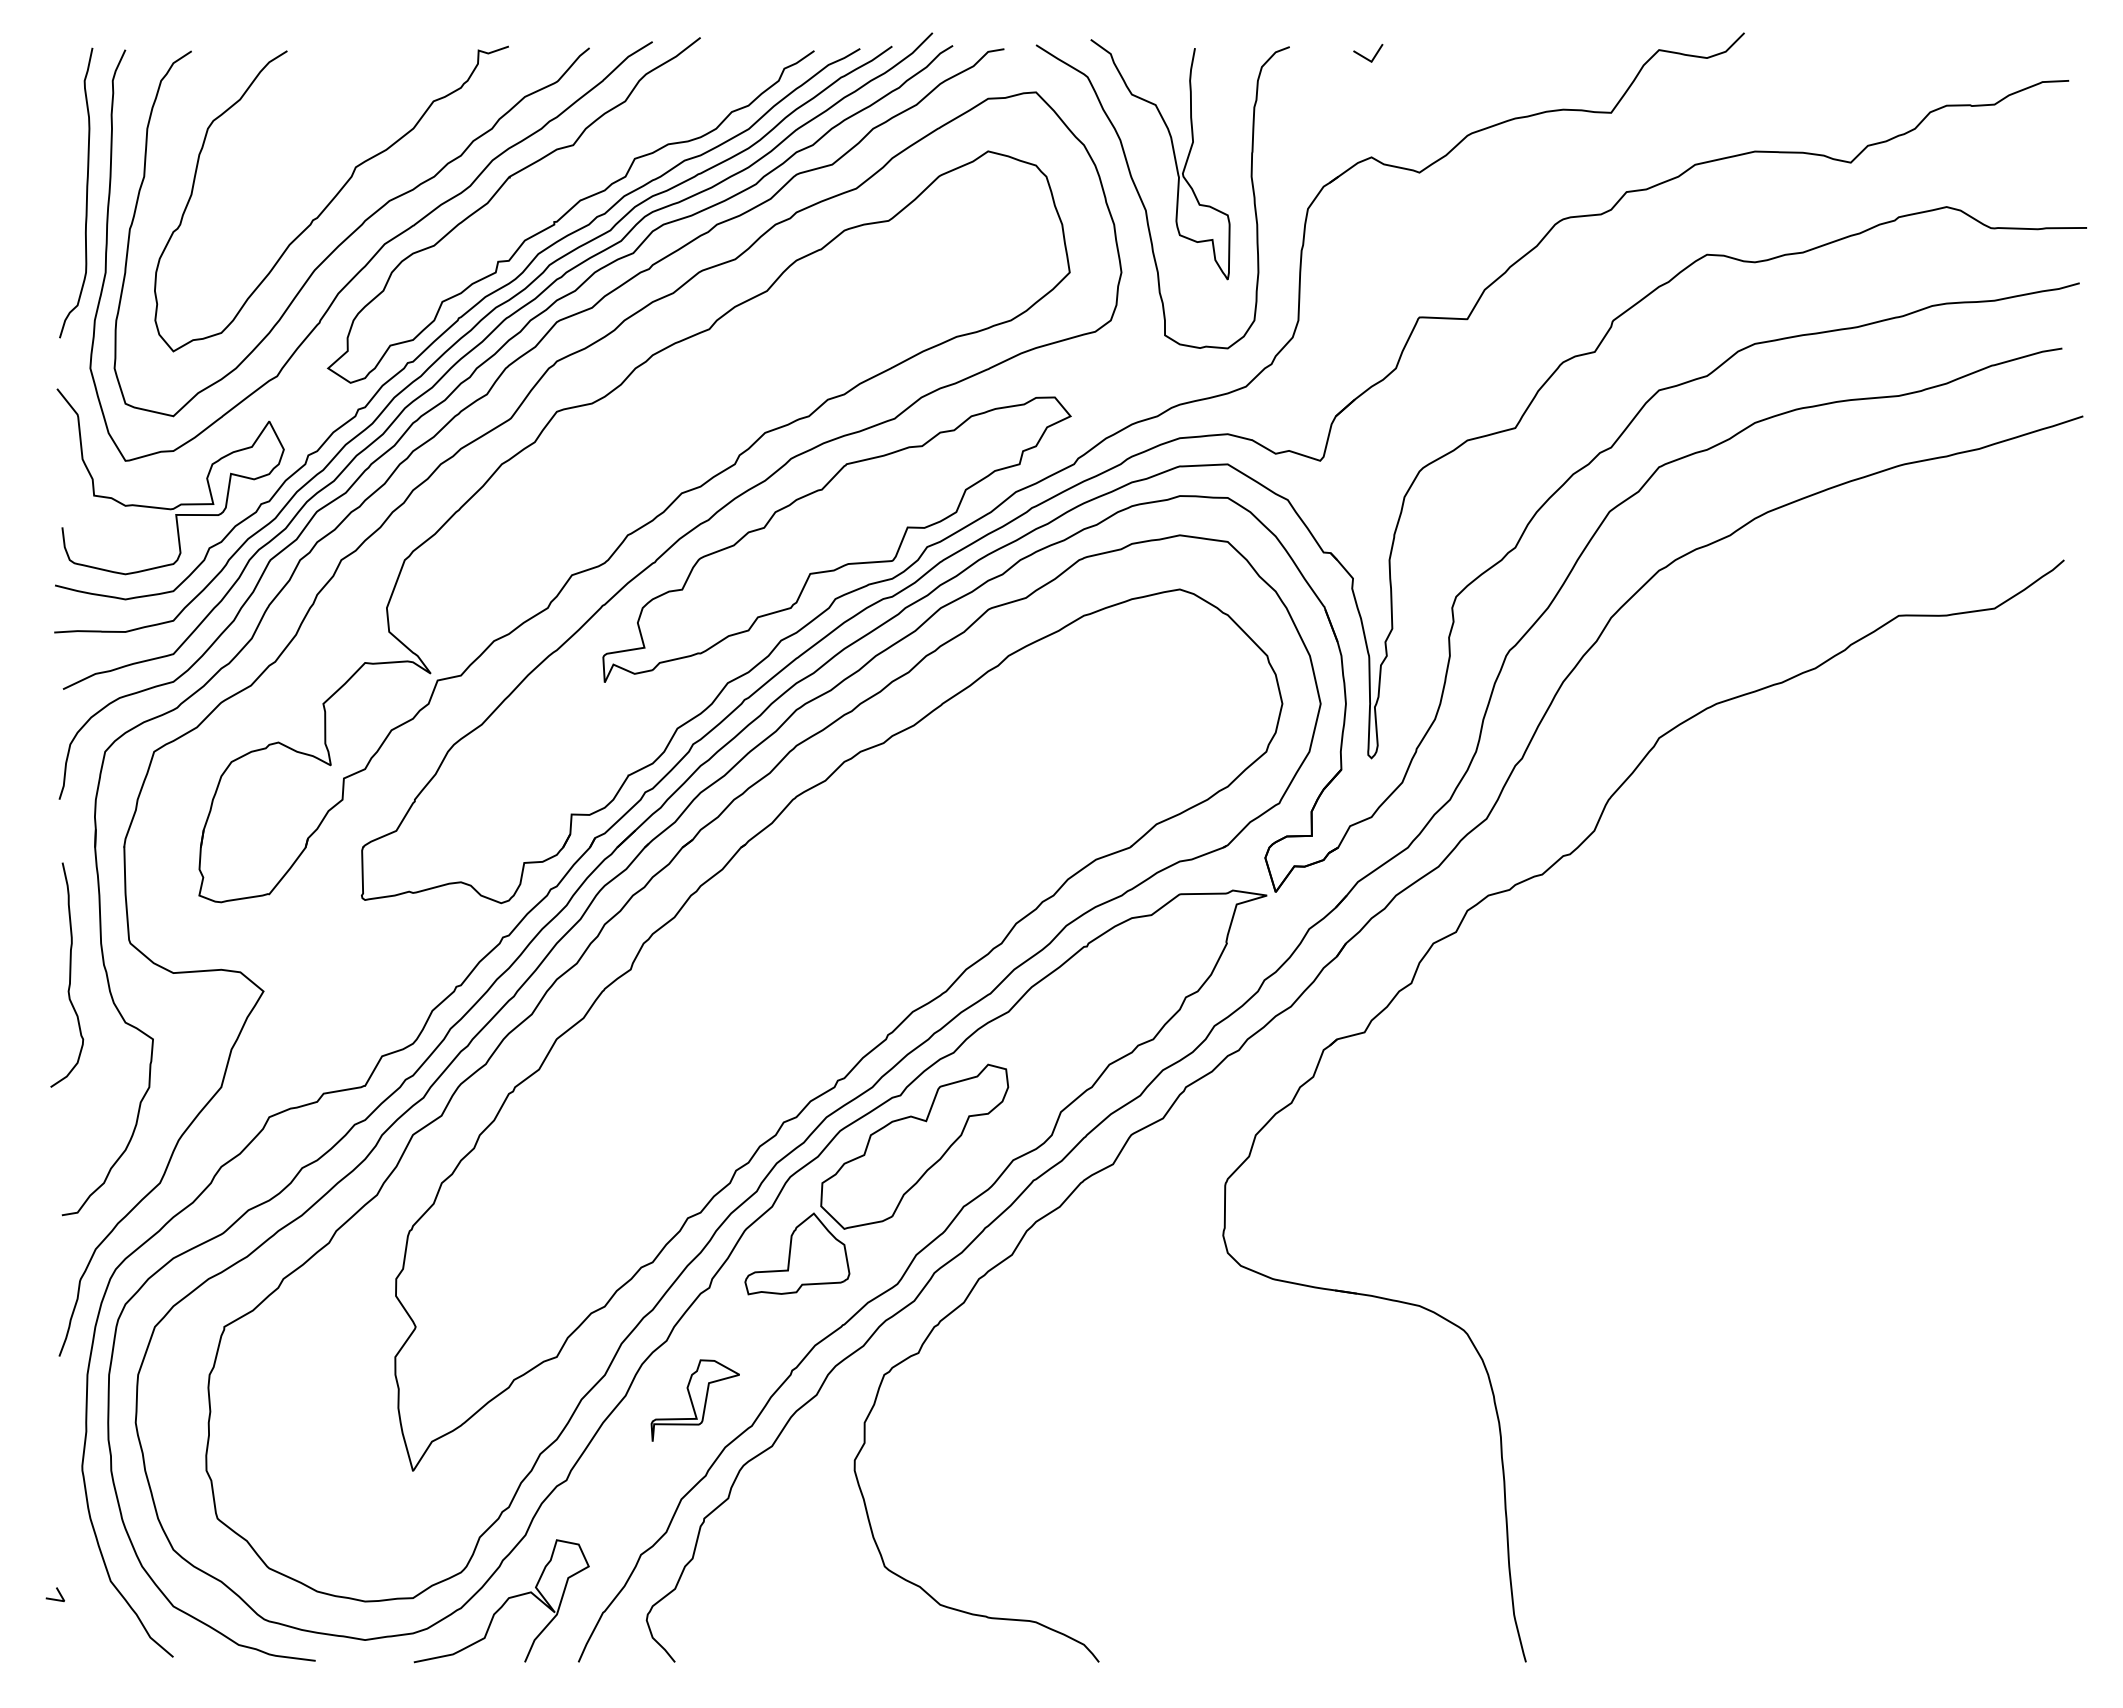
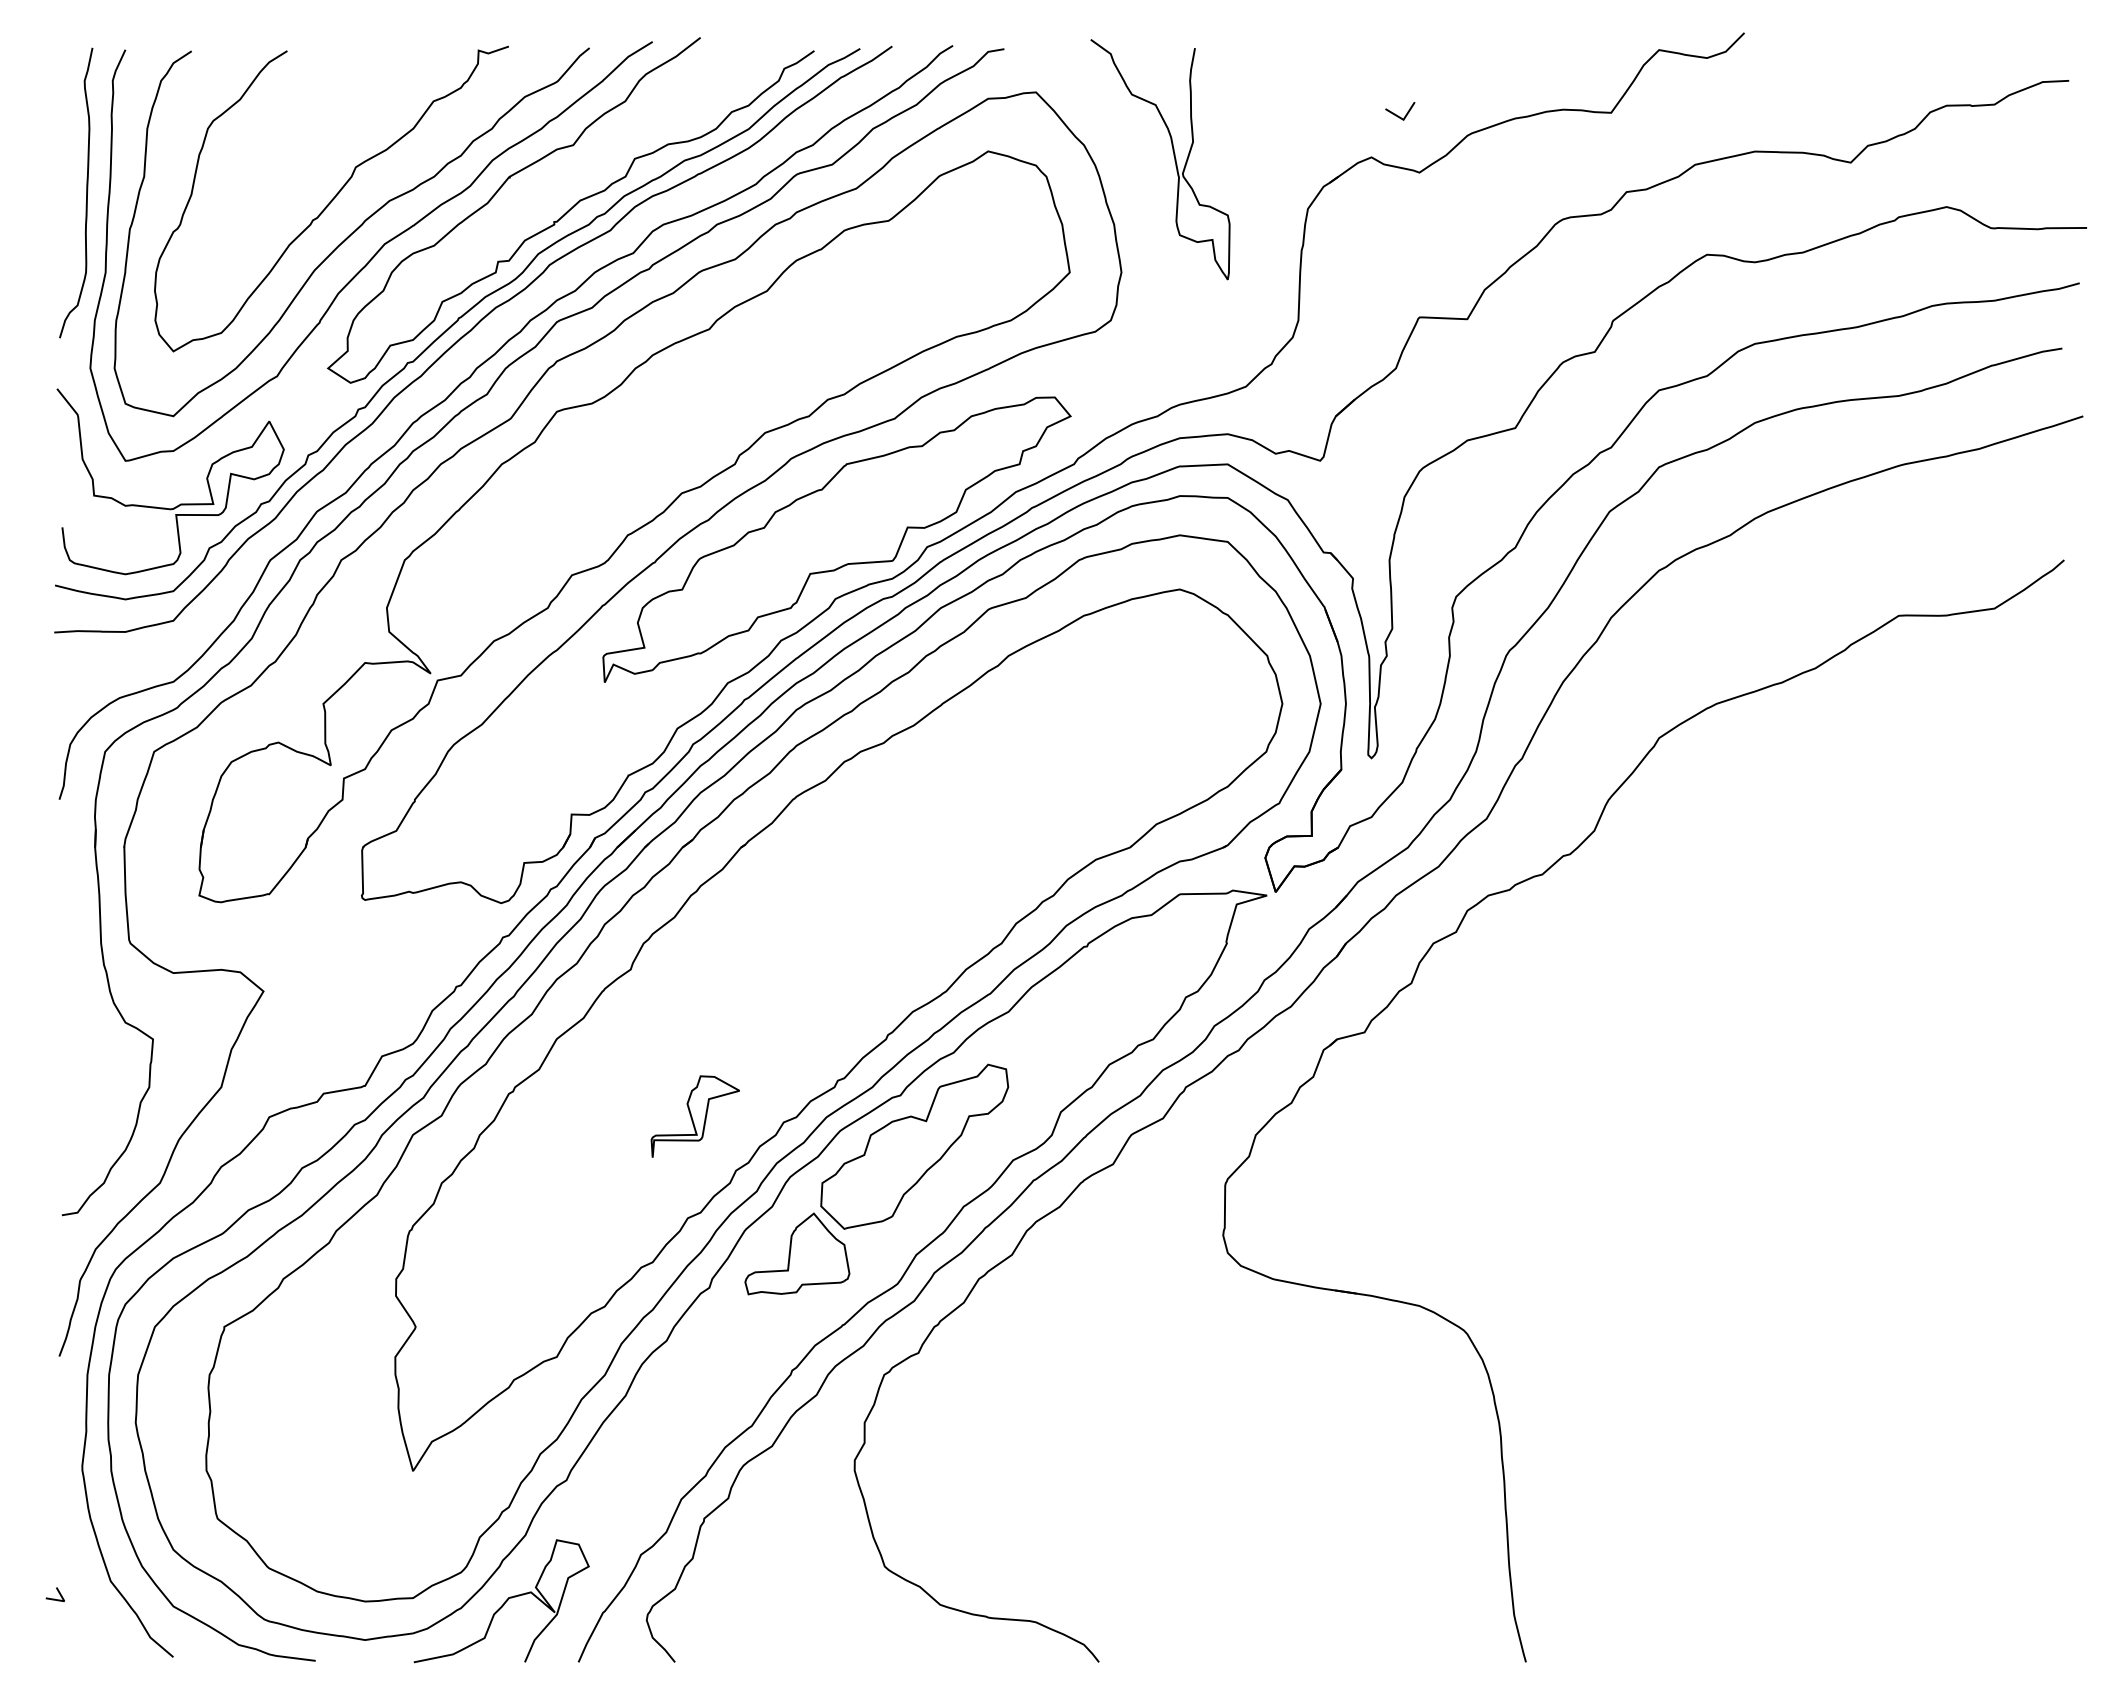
line position: (1366, 57) -> (1398, 115) (1398, 115)
curve: present -> none (1144, 204)
curve: present -> none (484, 341)
curve: present -> none (69, 974)
part position: (694, 1400) -> (694, 1116) (694, 1116)
